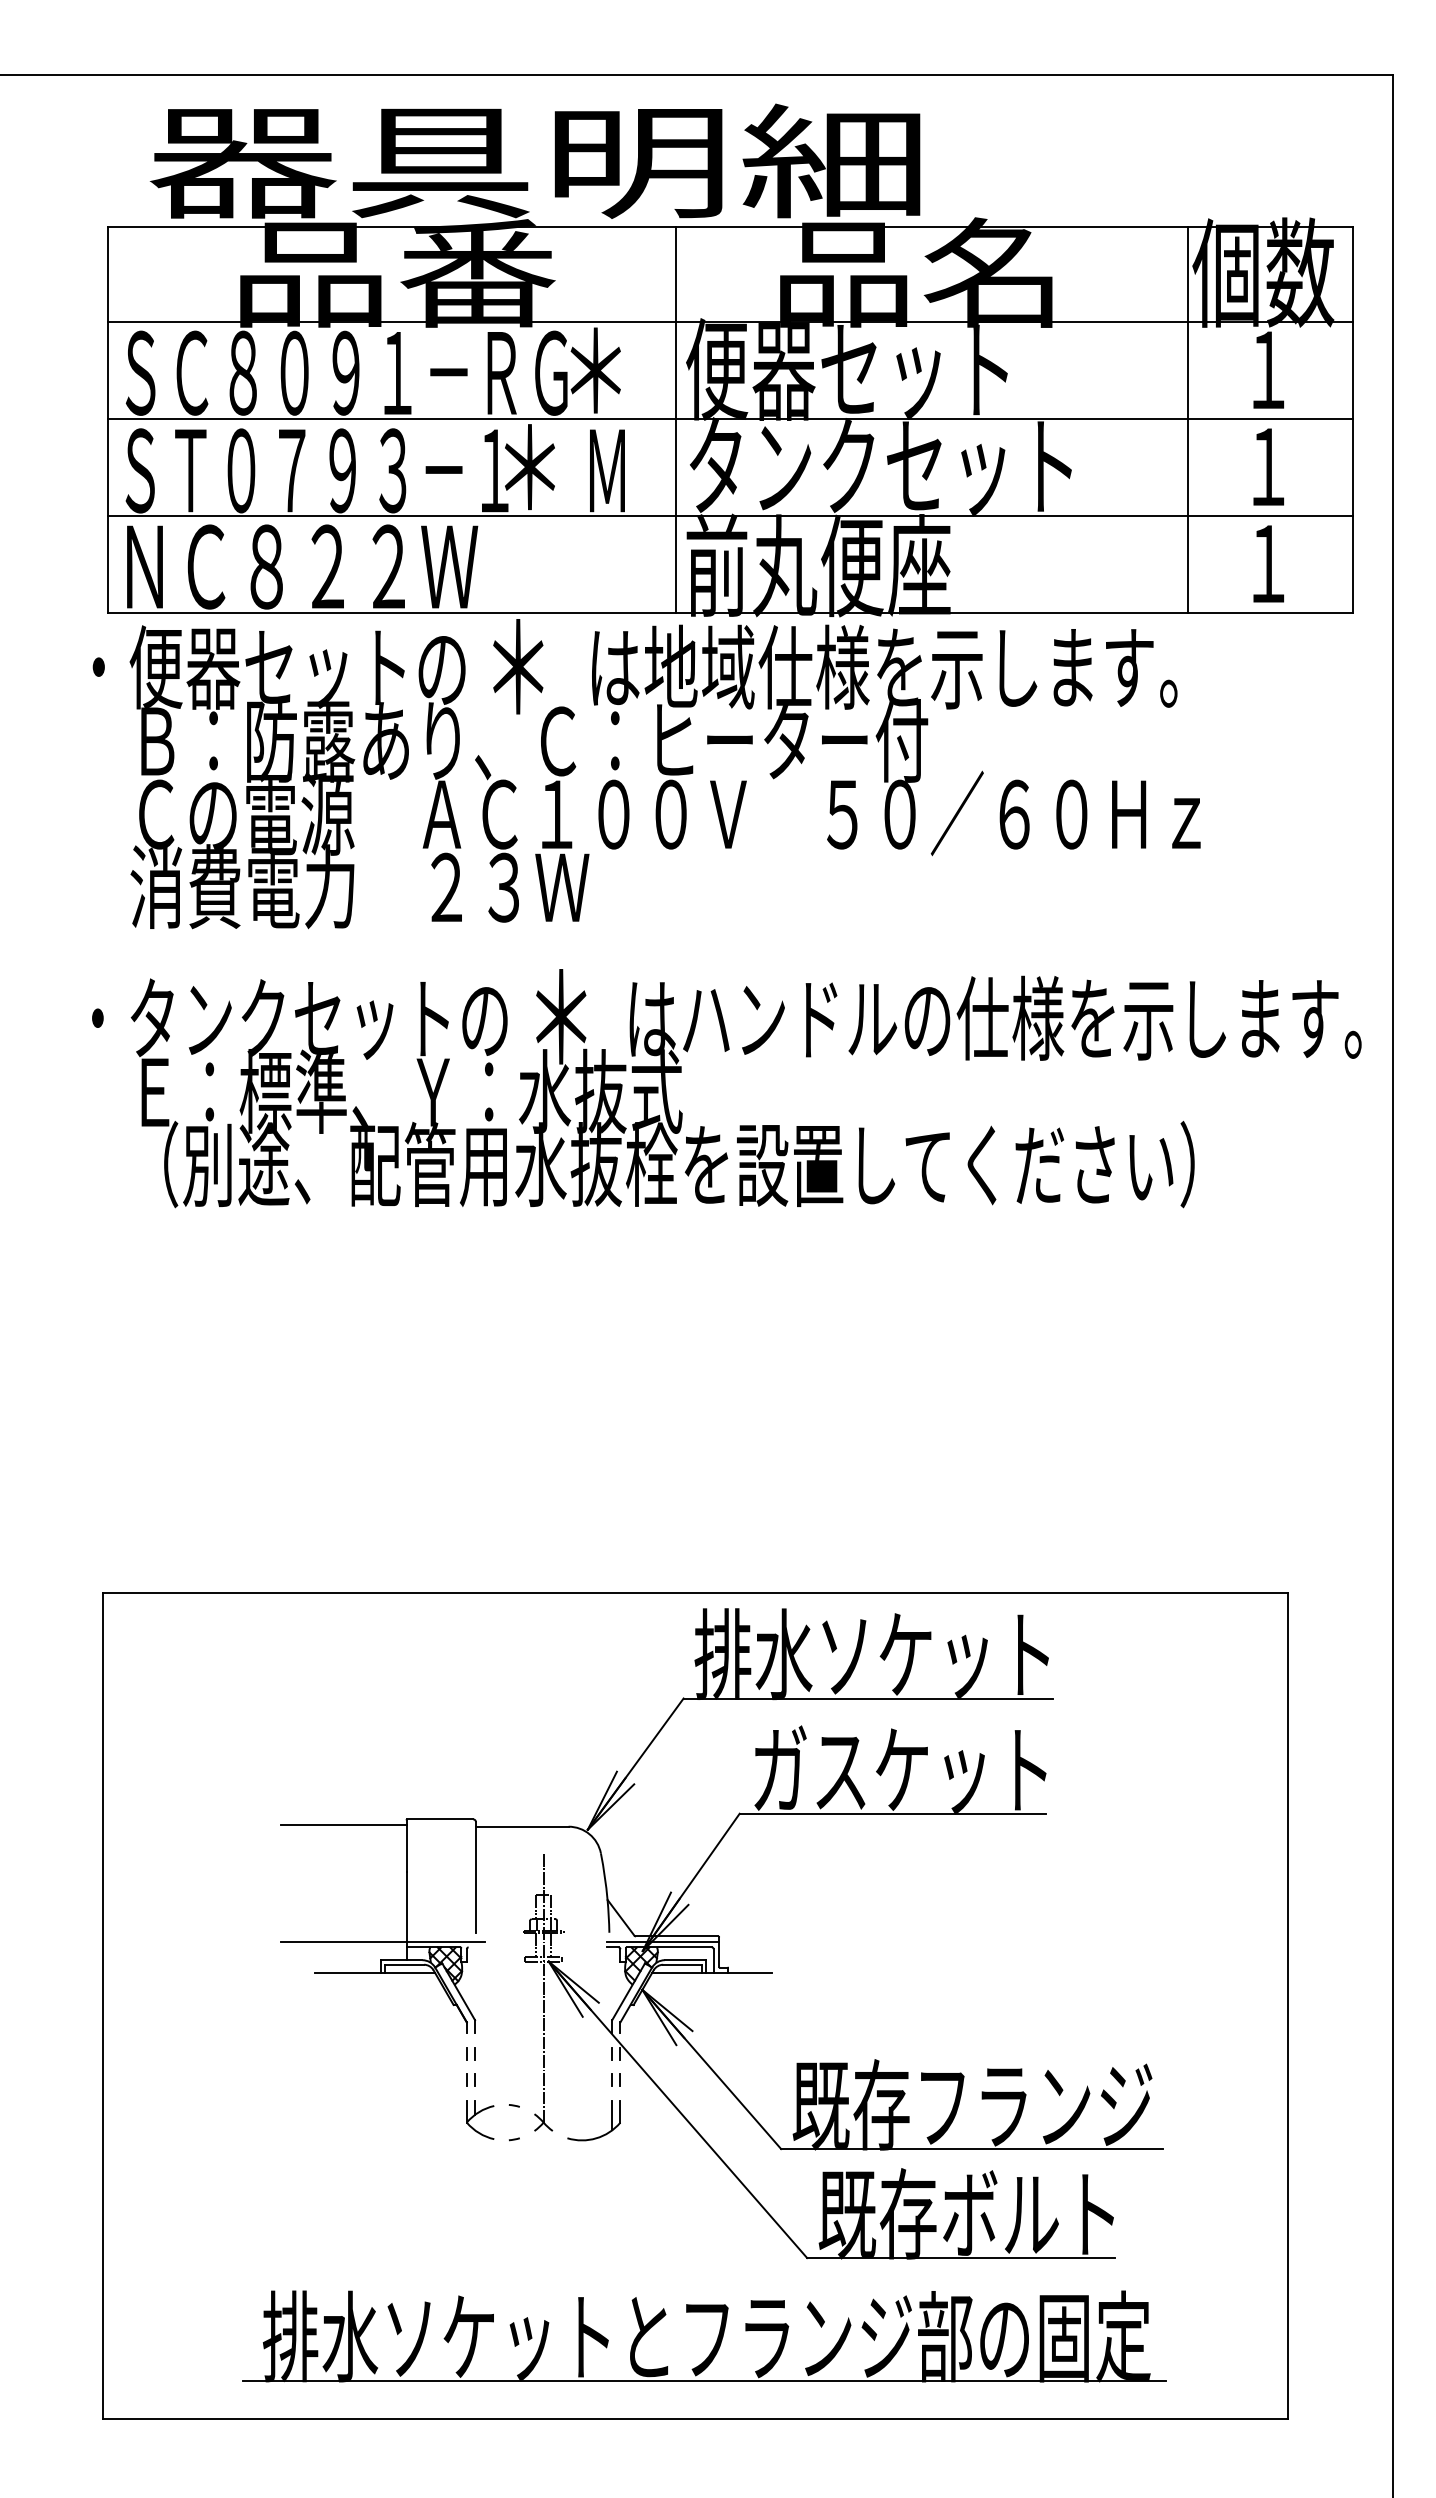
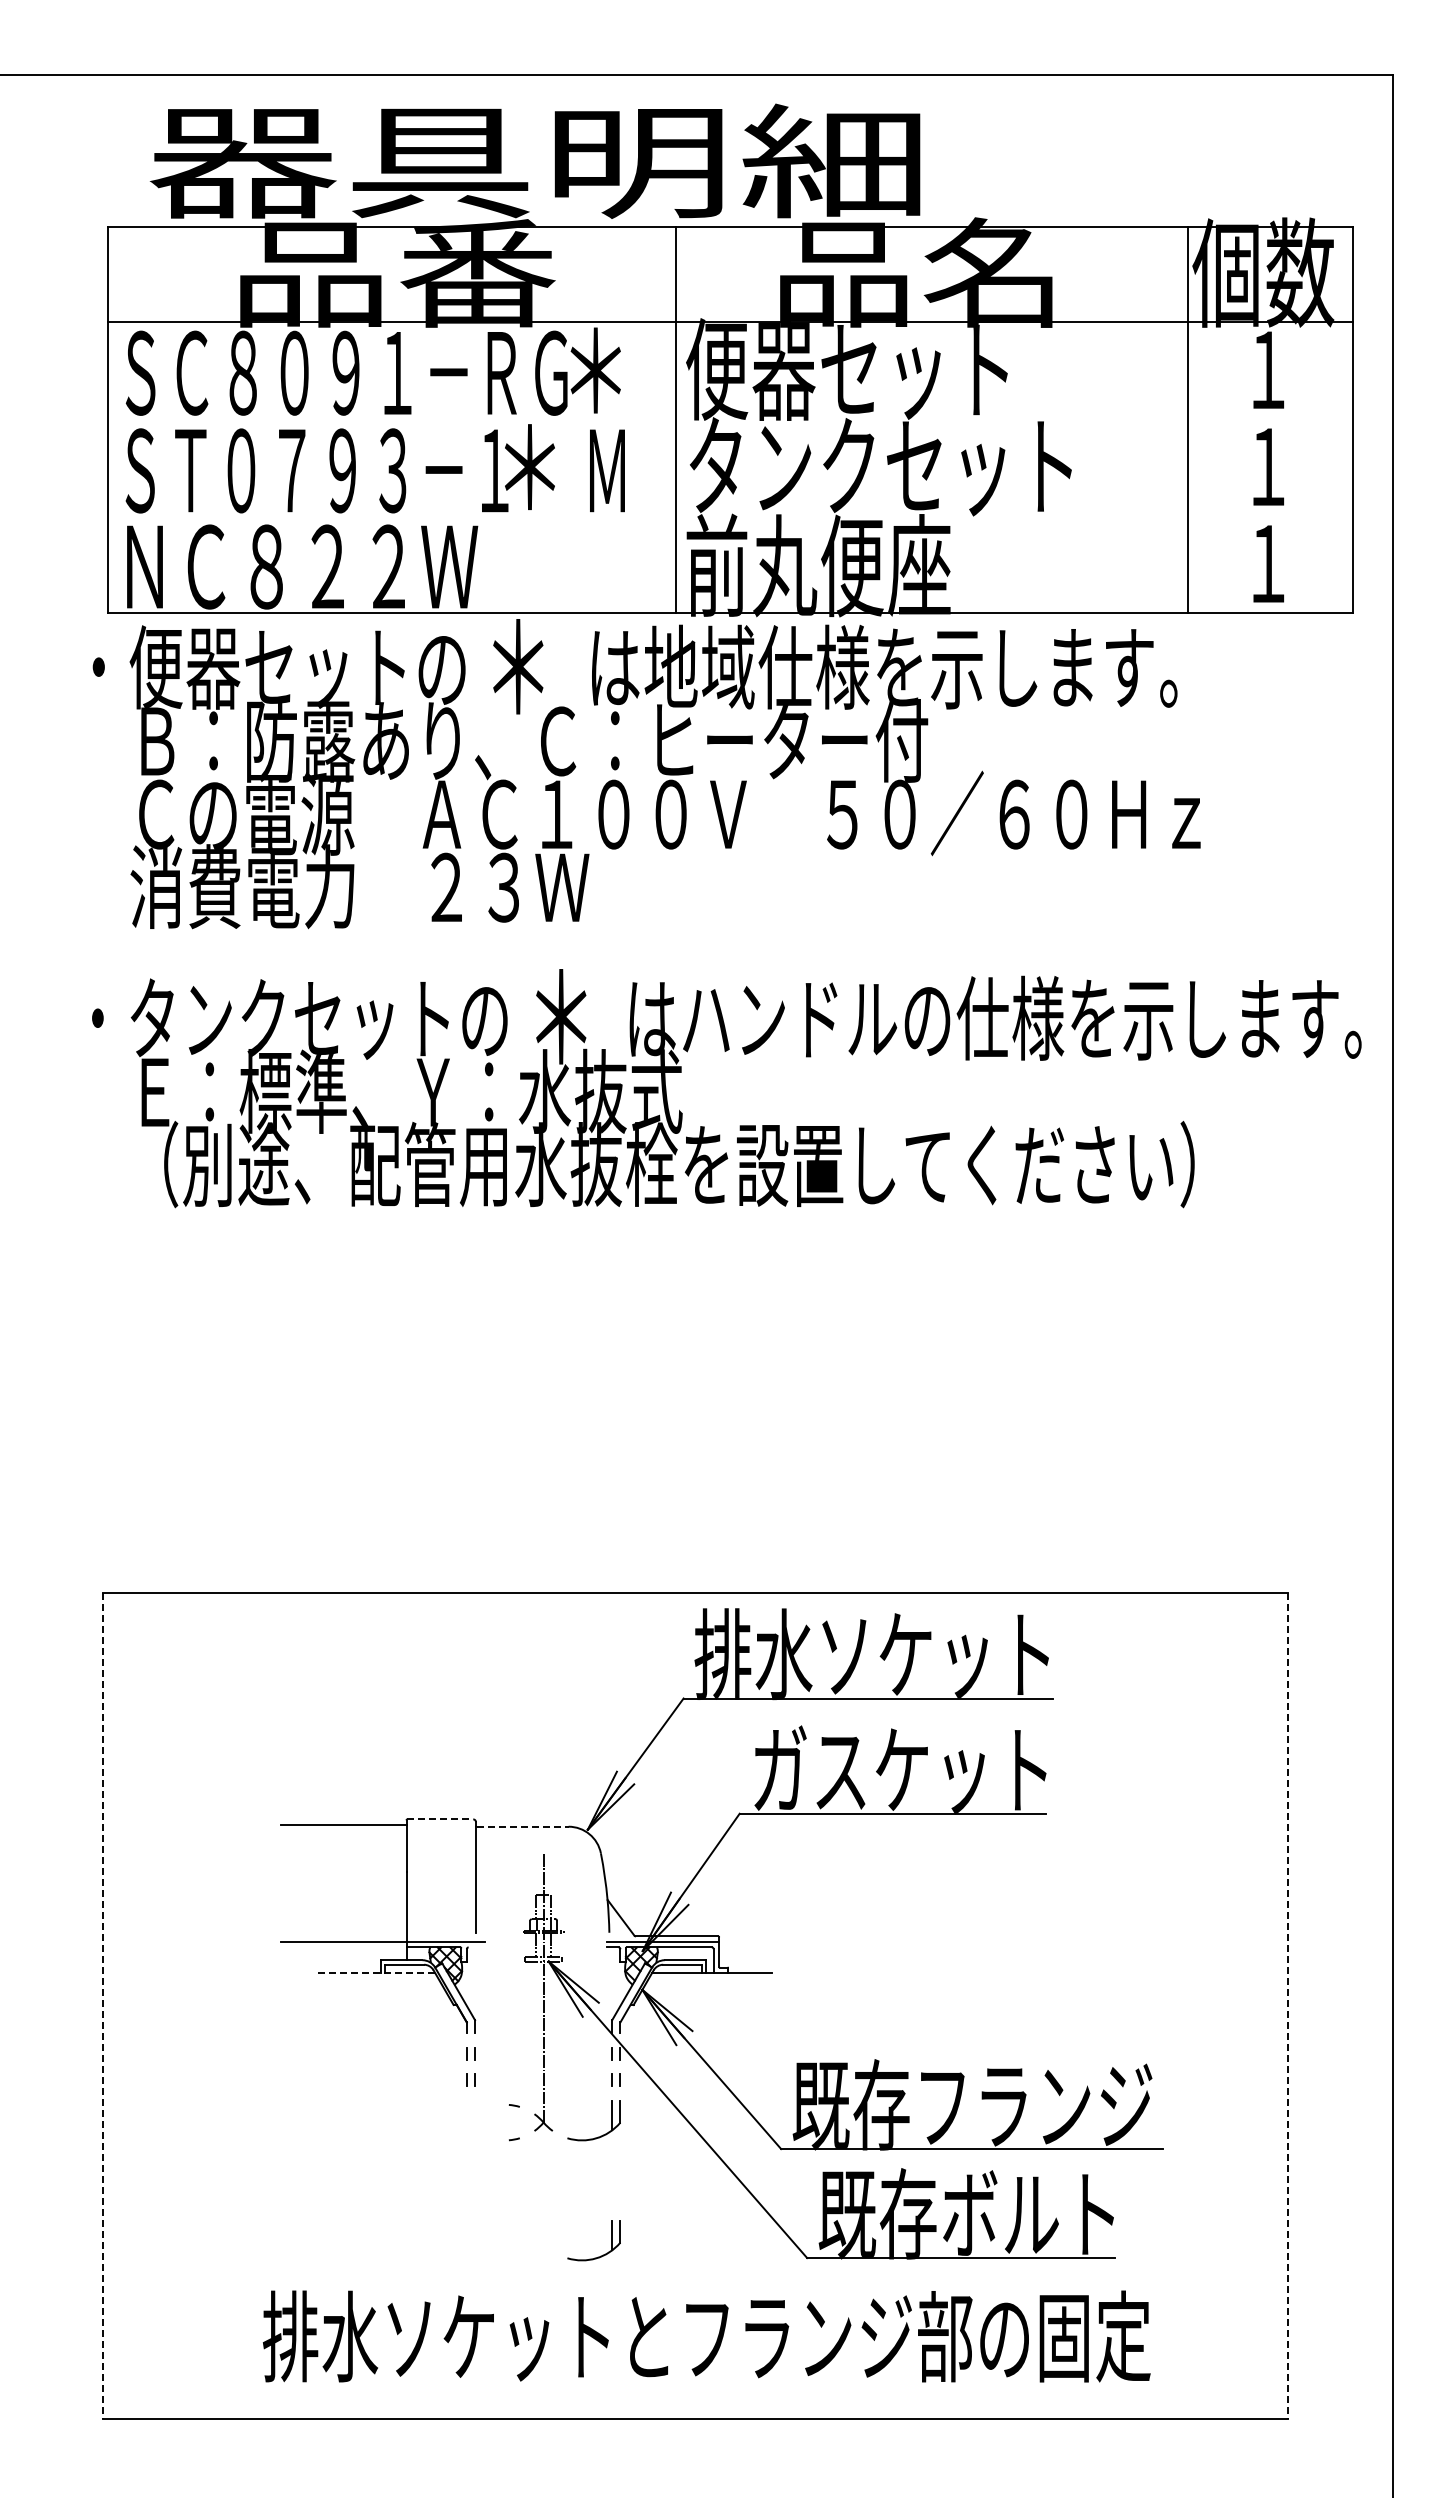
line: present -> none (729, 418)
line: present -> none (729, 515)
line: solid -> dashed (440, 1819)
line: solid -> dashed (522, 1826)
line: solid -> dashed (374, 1973)
line: solid -> dashed (102, 2006)
line: solid -> dashed (1287, 2006)
part: present -> none (480, 2119)
part: none -> present (600, 2255)
line: present -> none (704, 2380)
